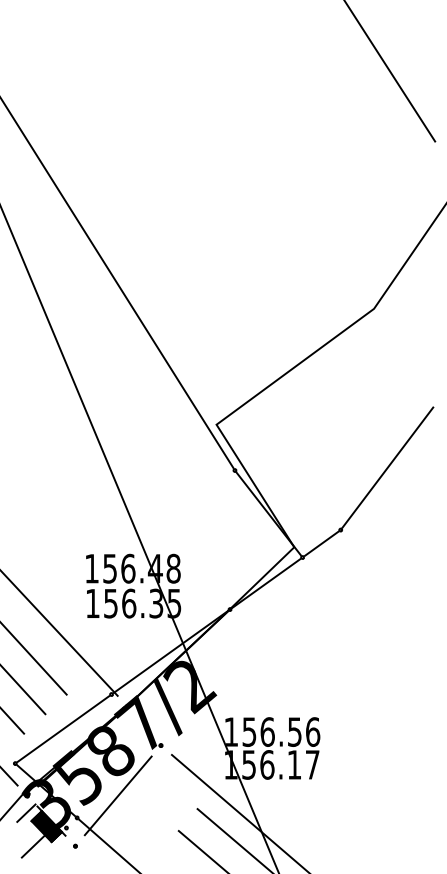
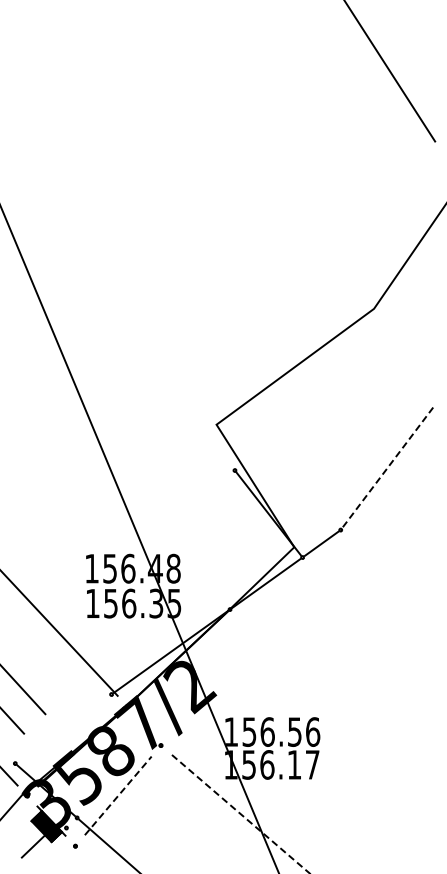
line: present -> none (117, 284)
line: solid -> dashed (387, 468)
line: present -> none (34, 659)
line: present -> none (63, 728)
line: solid -> dashed (118, 795)
line: present -> none (26, 812)
line: solid -> dashed (240, 814)
line: present -> none (233, 839)
line: present -> none (201, 850)
